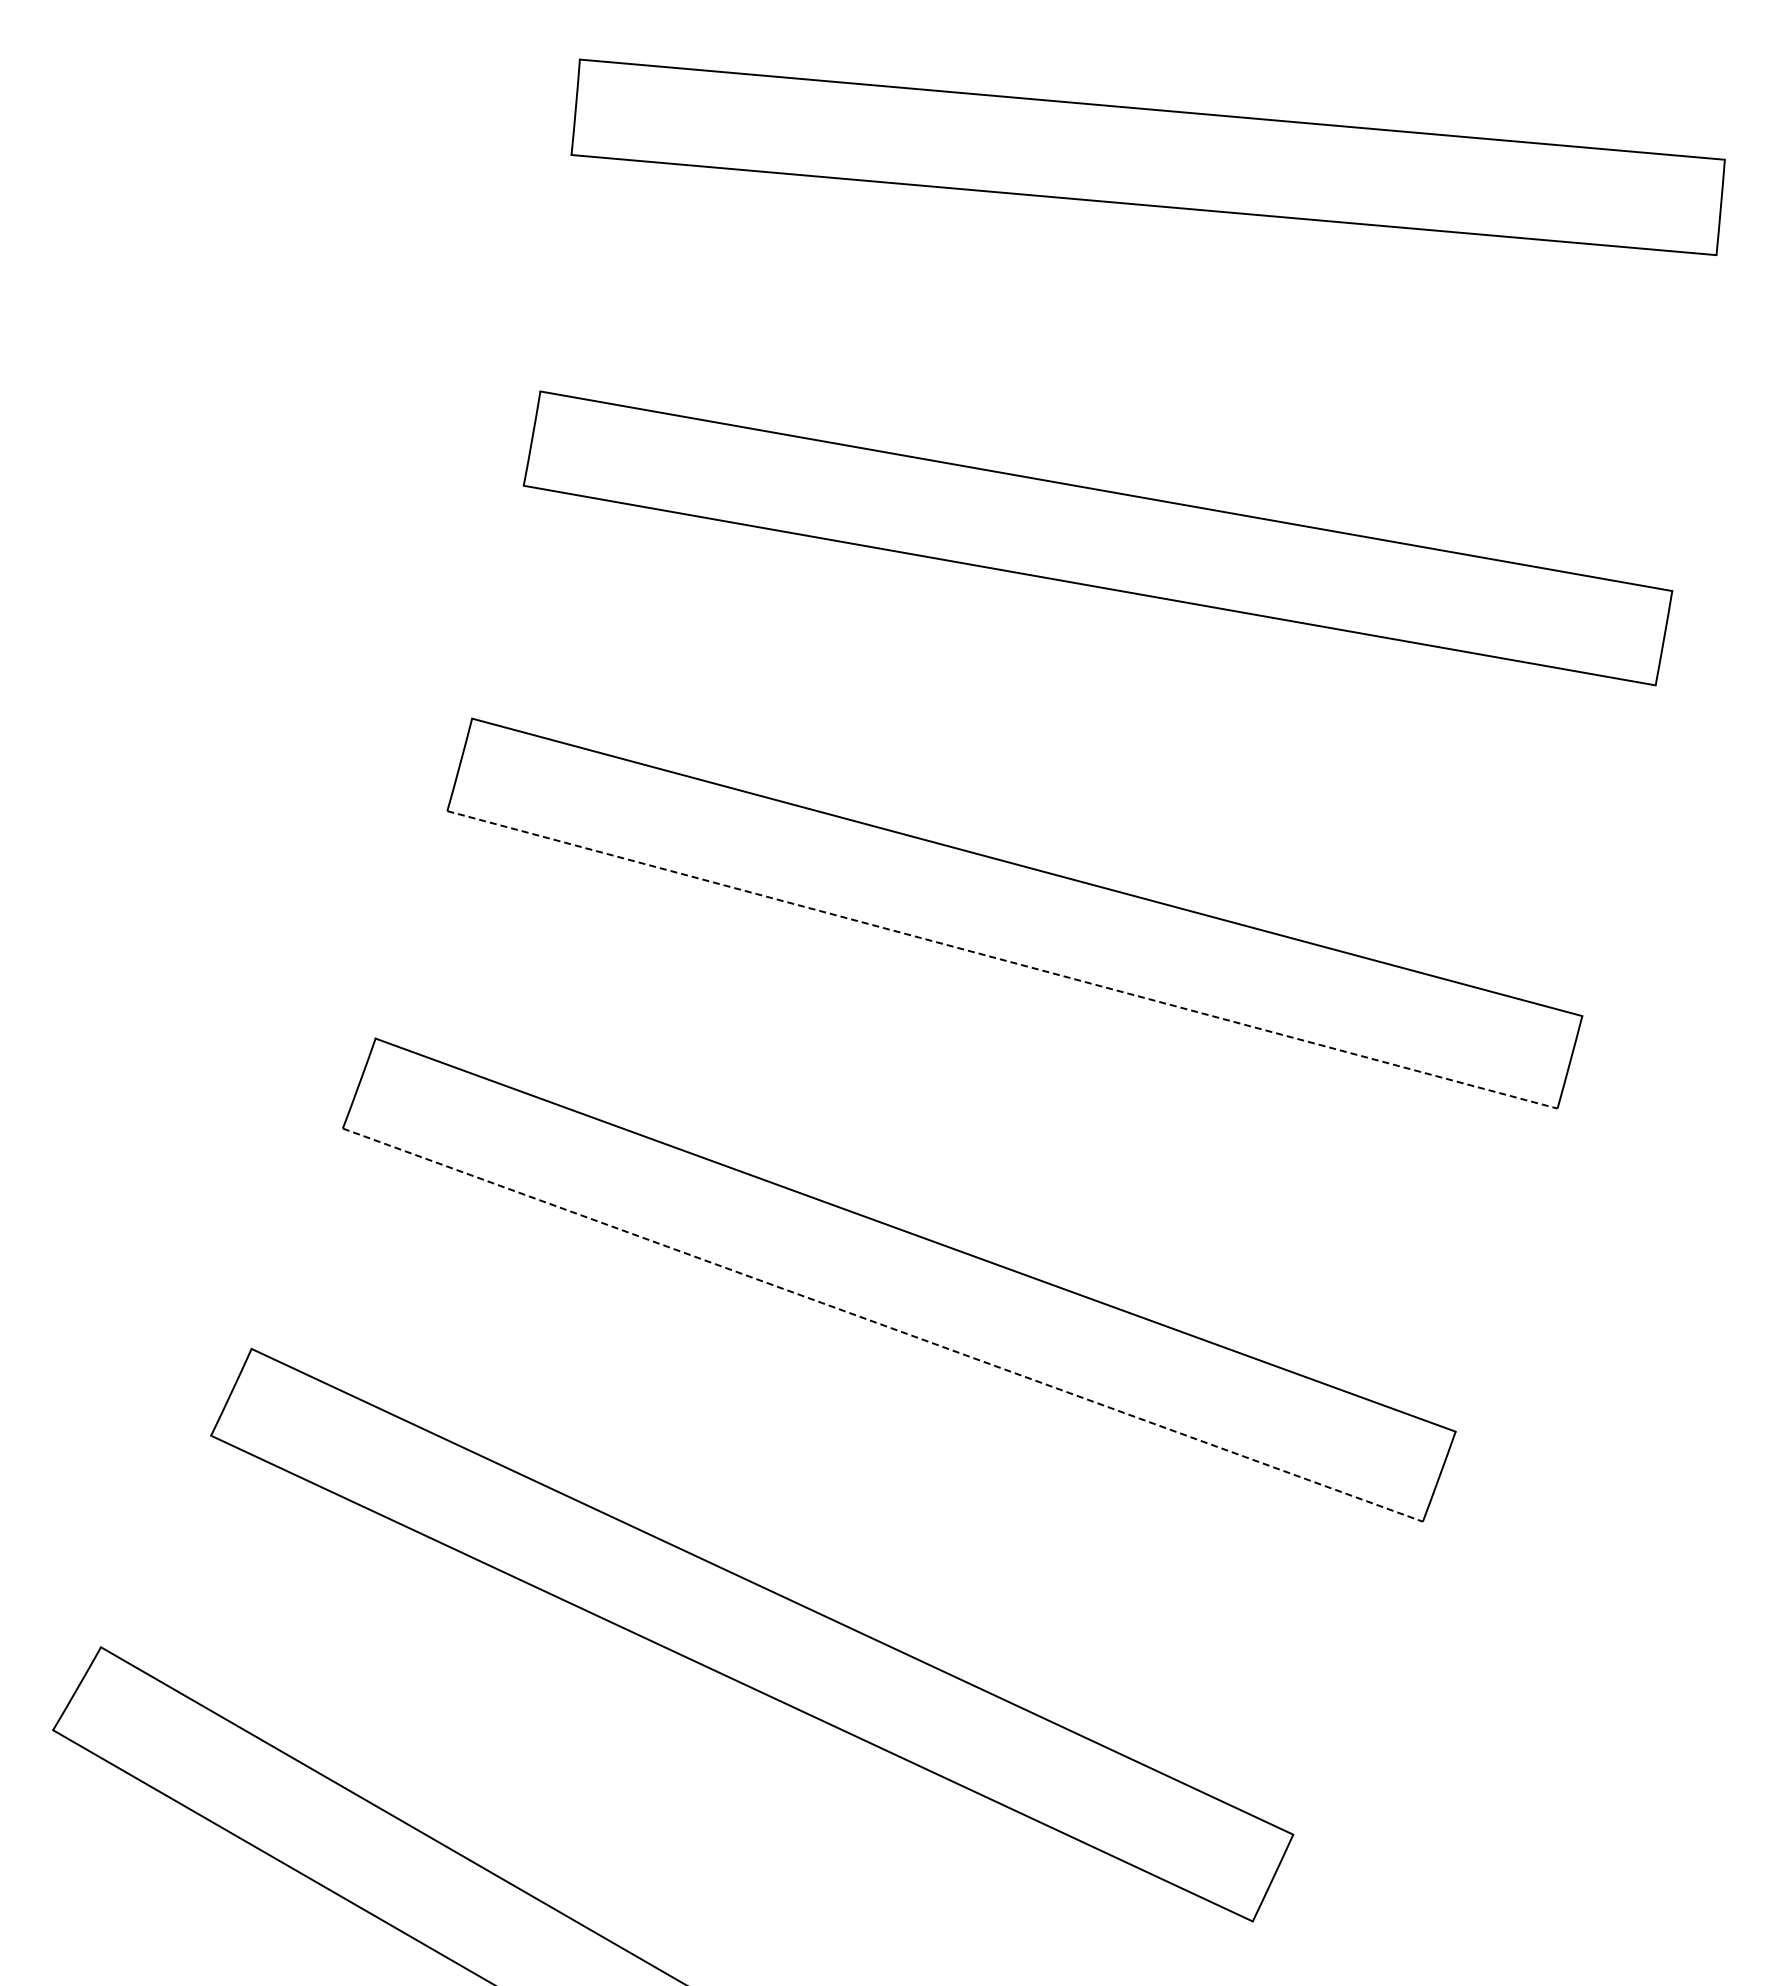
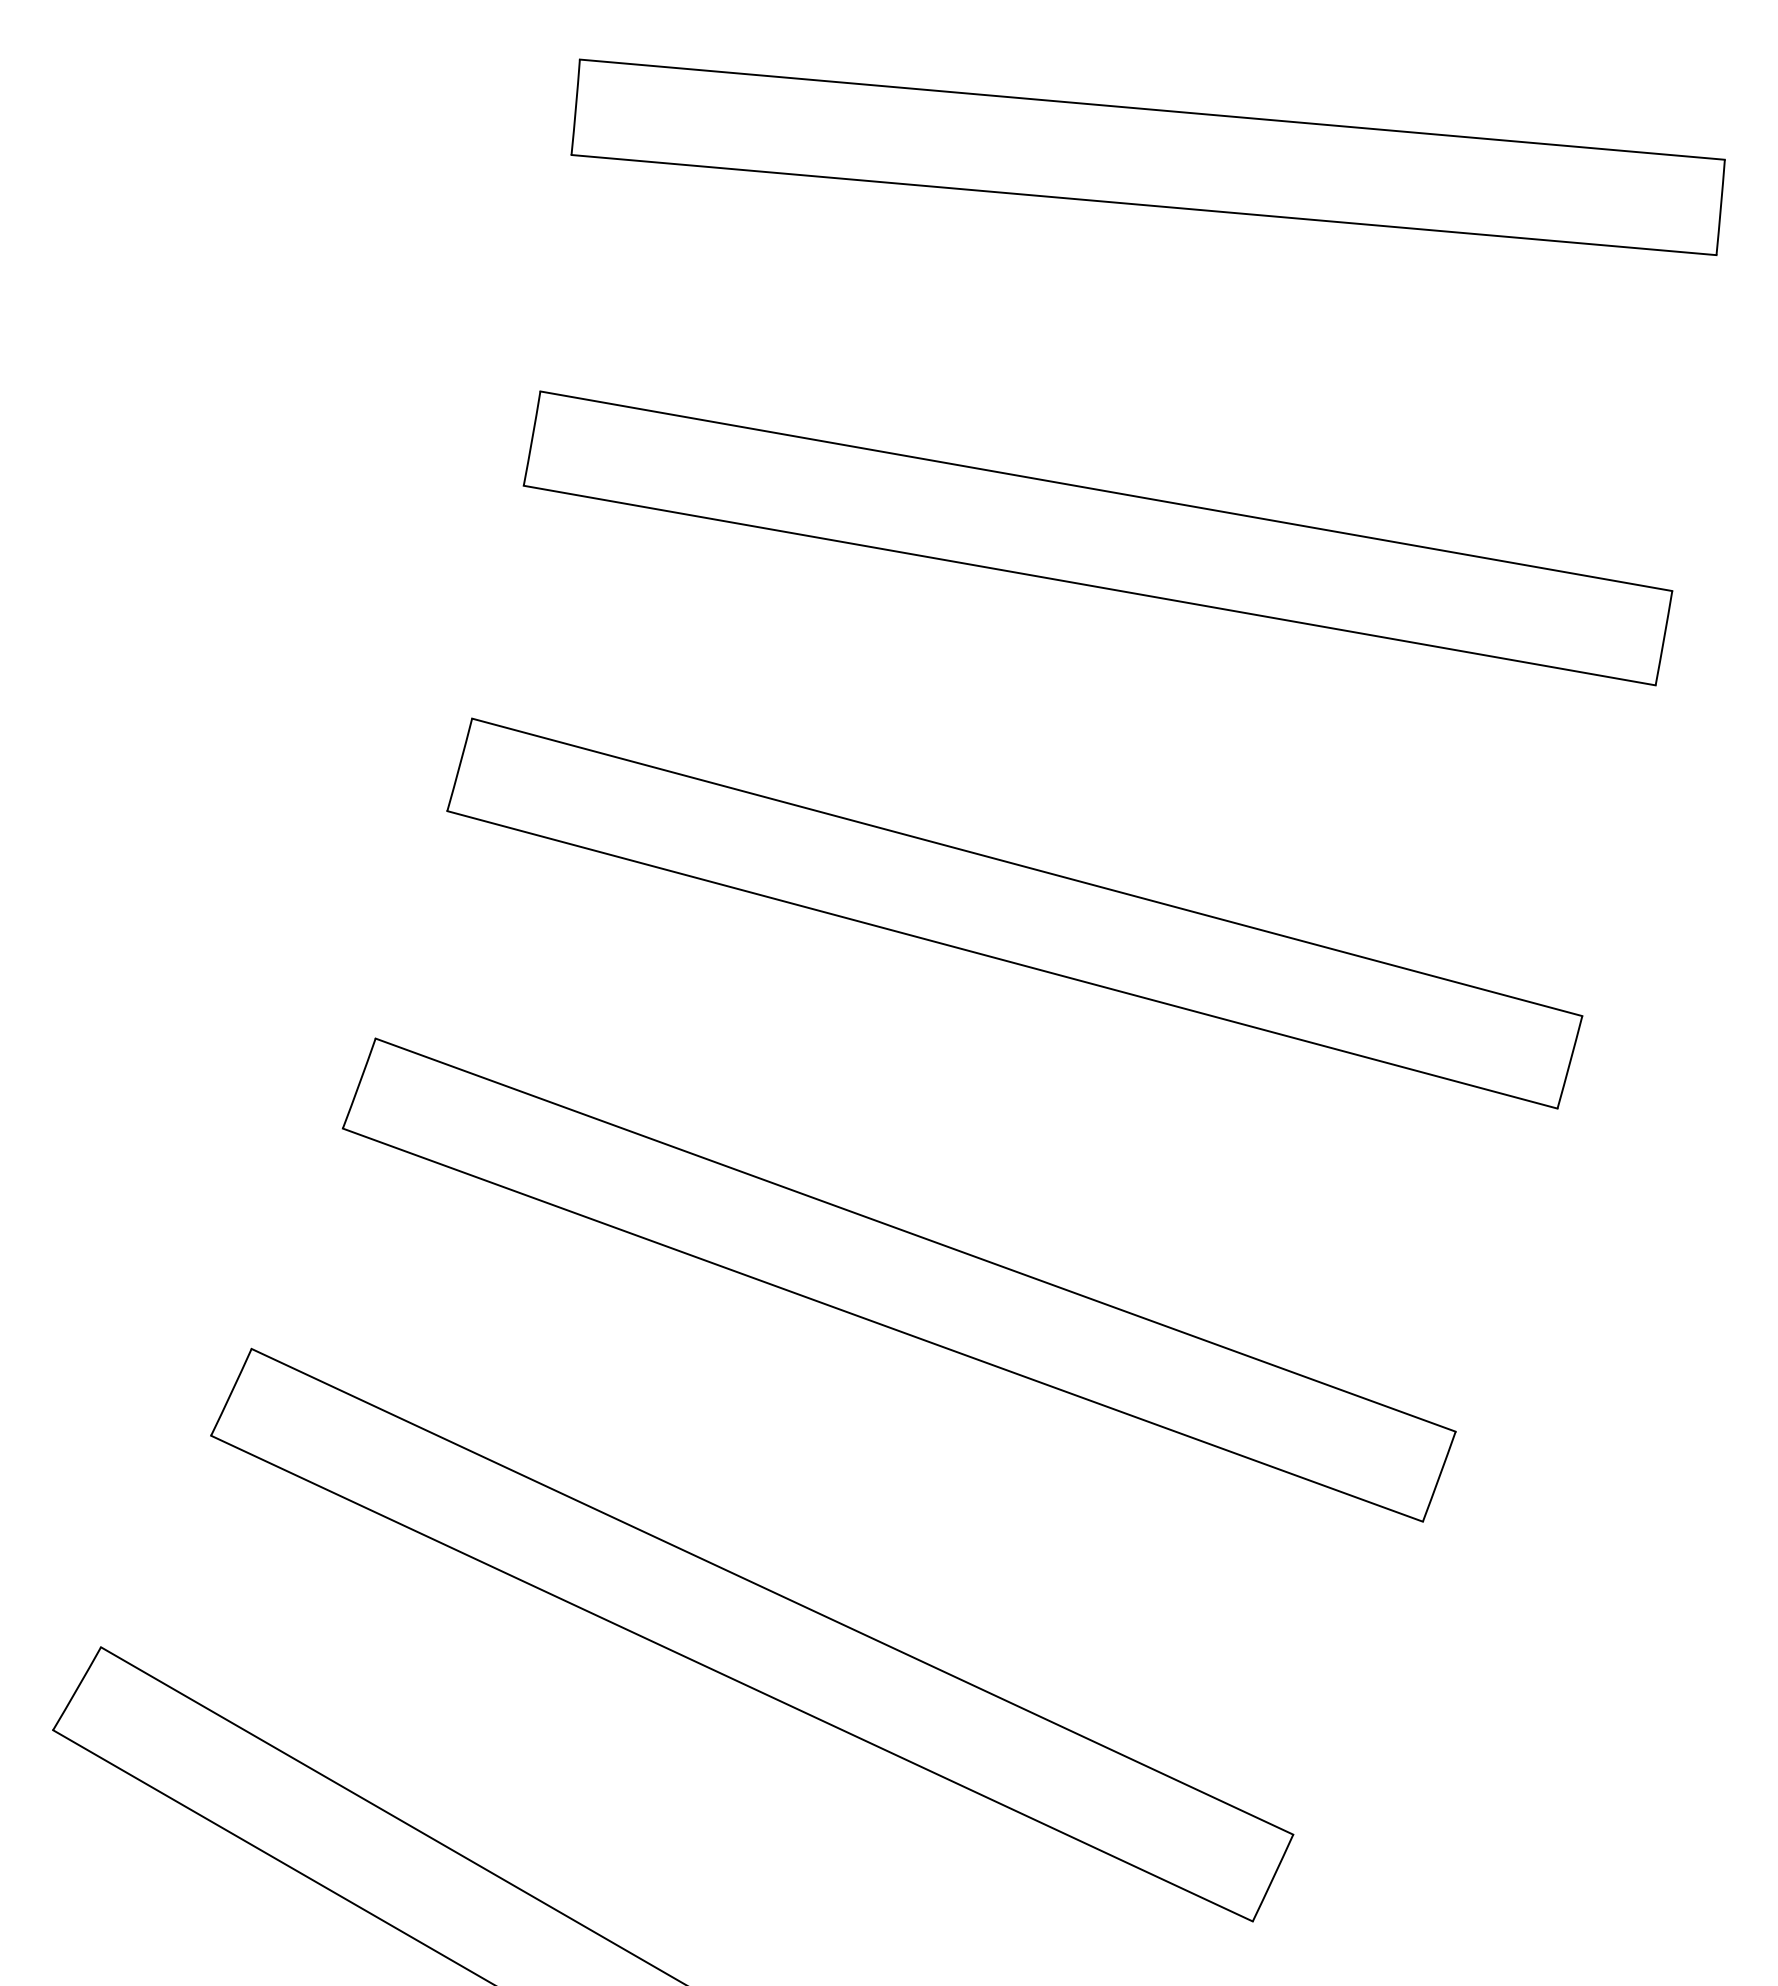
line: dashed -> solid (1002, 959)
line: dashed -> solid (882, 1325)
